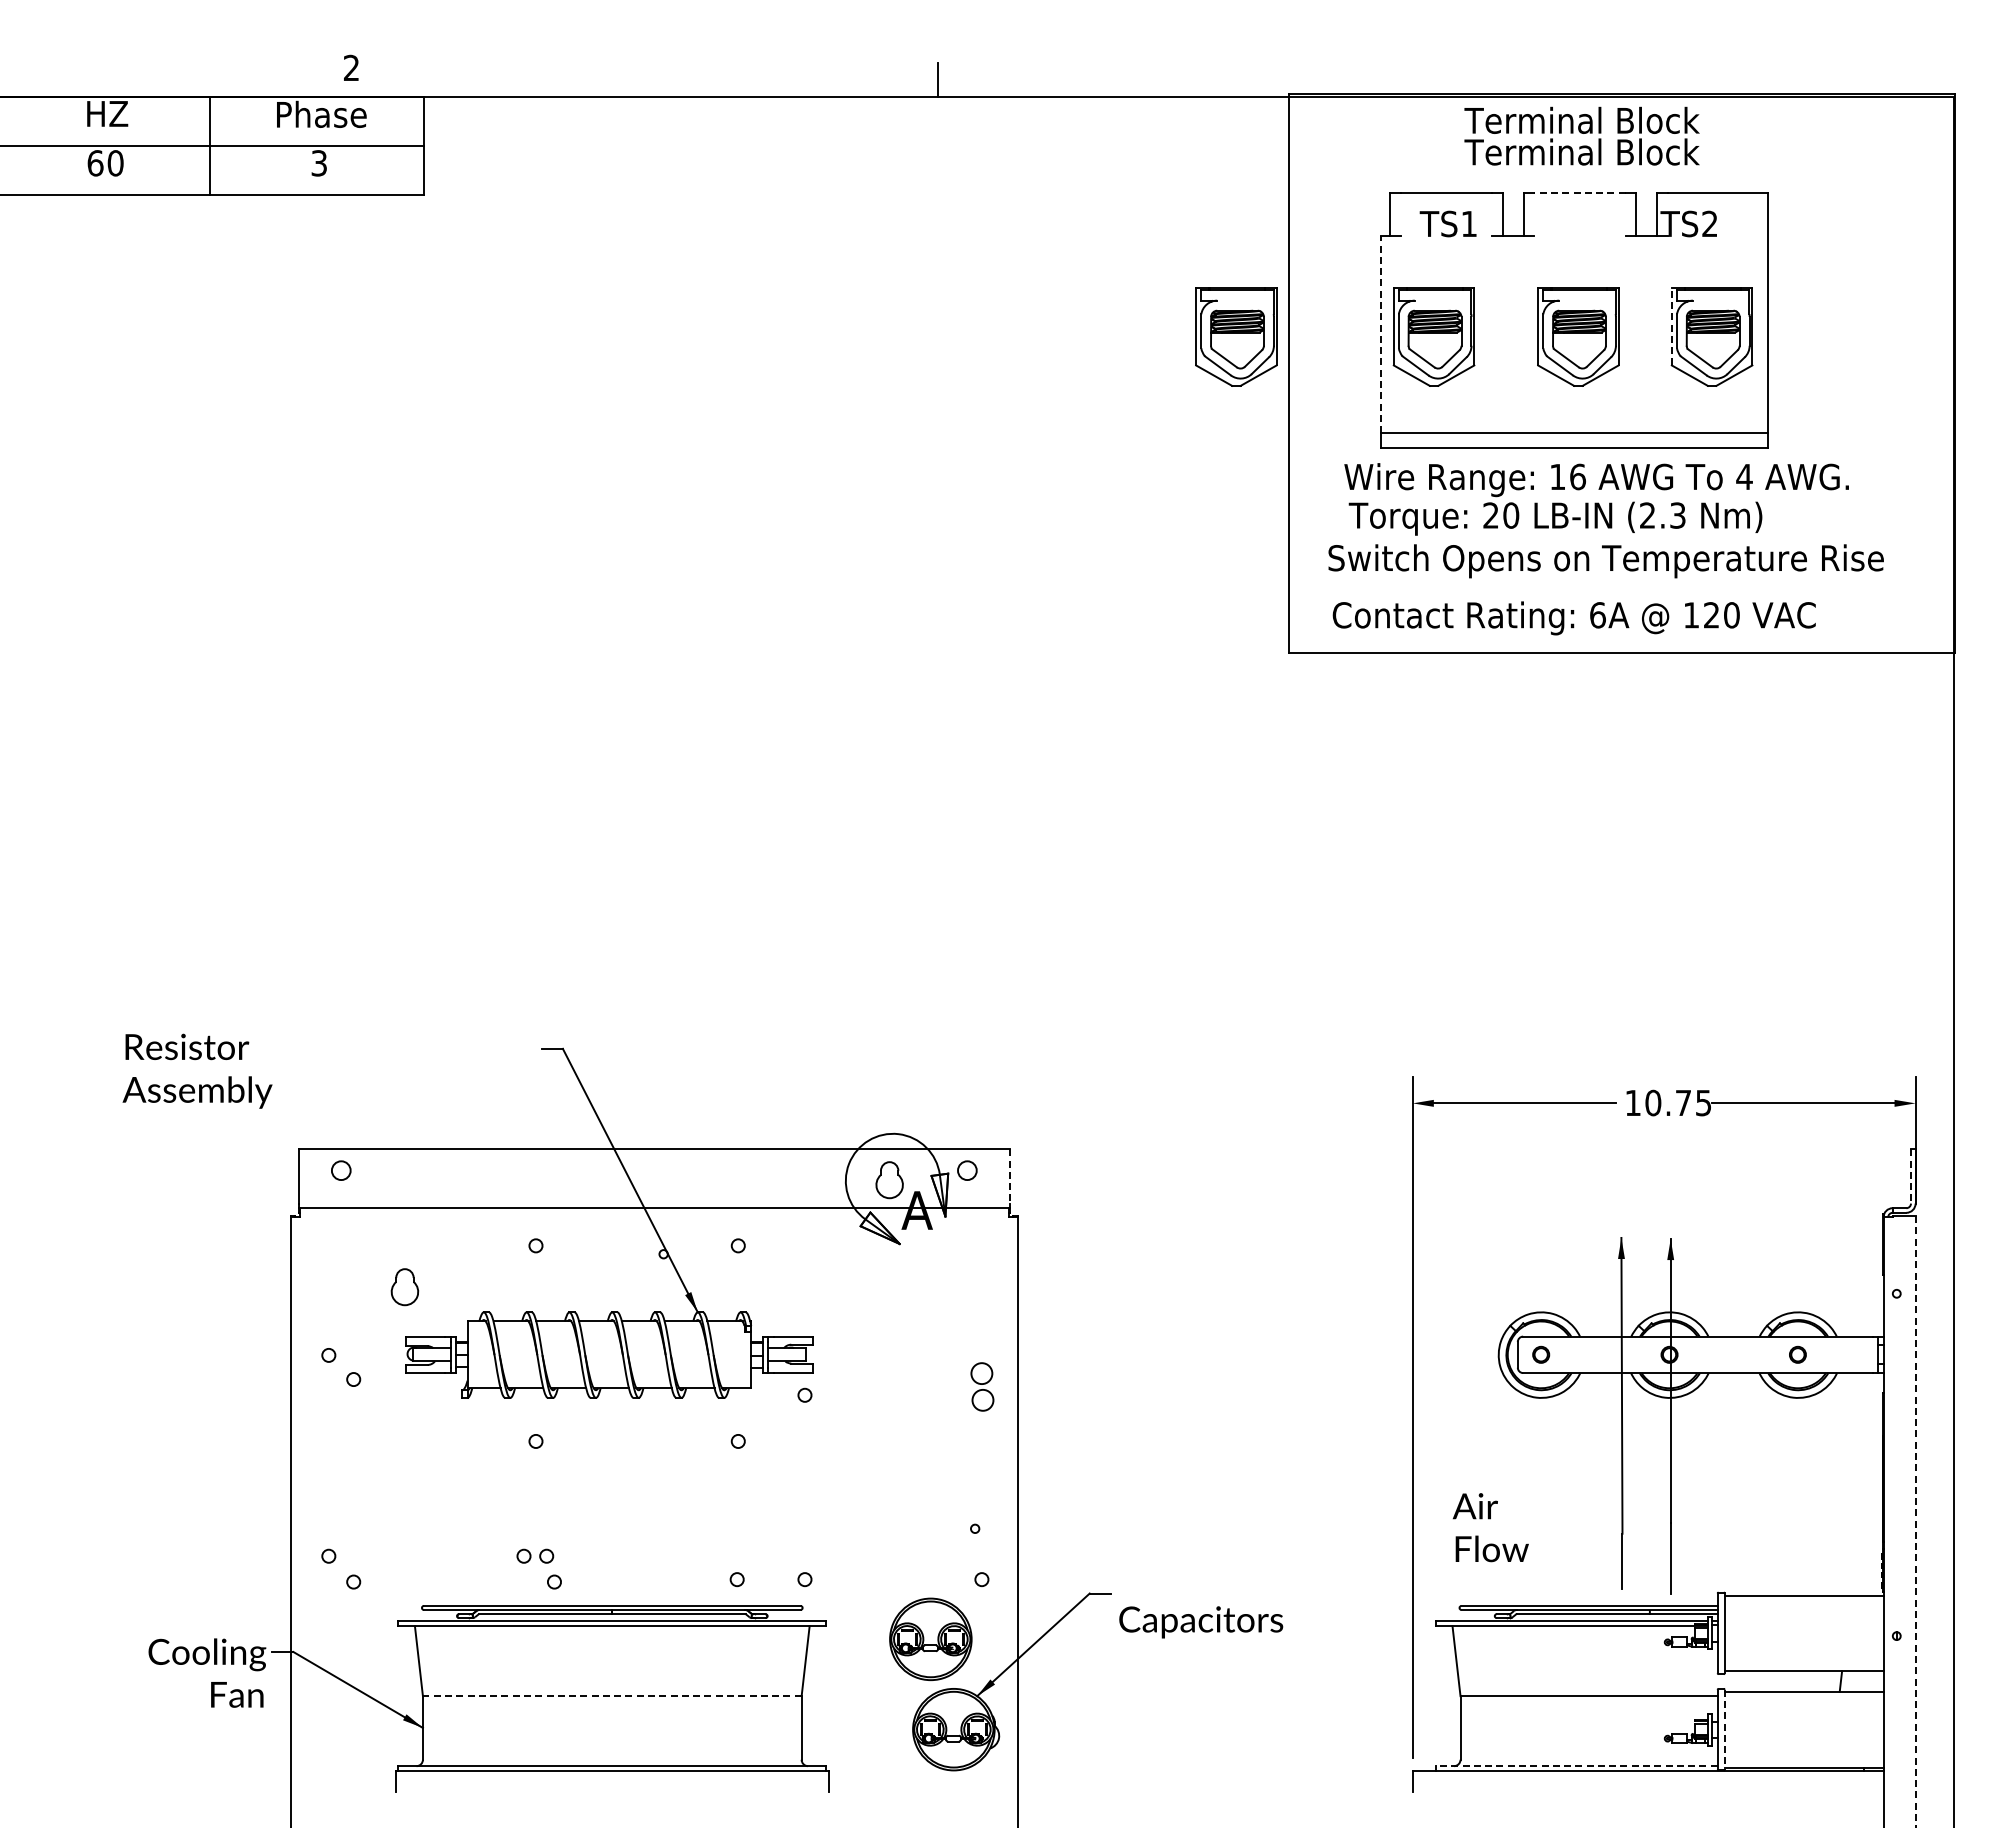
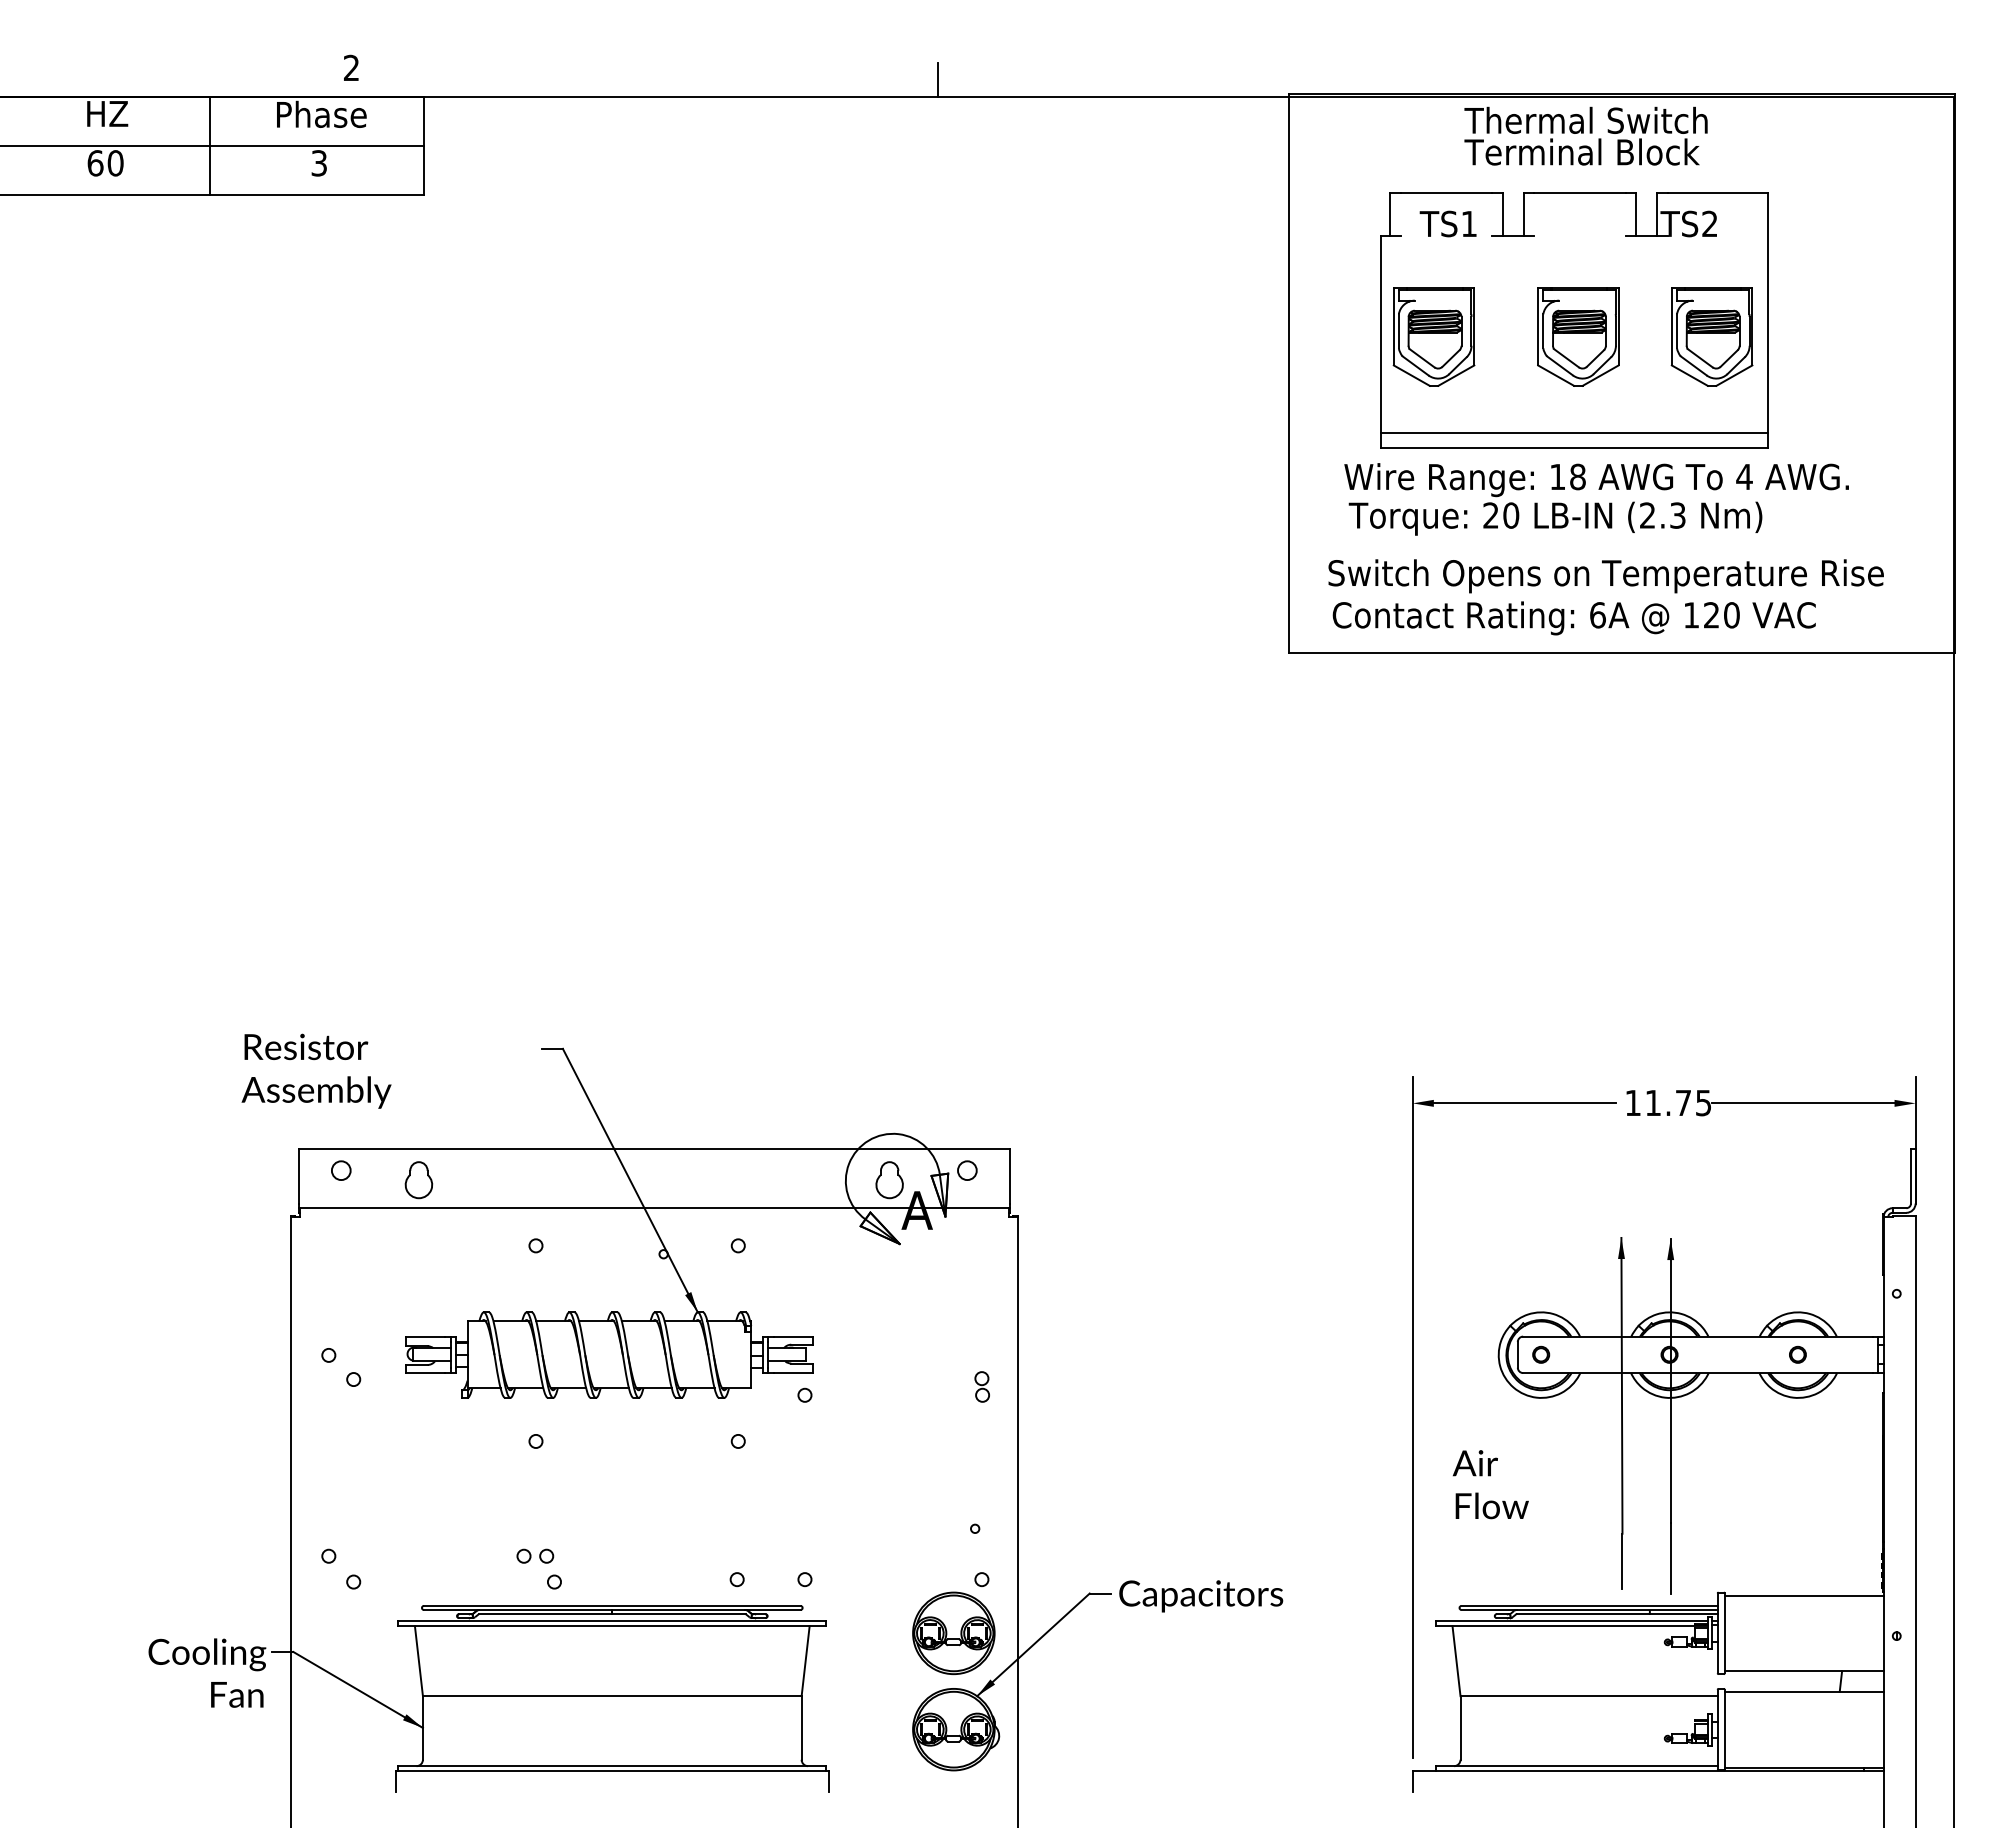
text: Terminal Block -> Thermal Switch (1596, 119)
line: dashed -> solid (1580, 193)
line: dashed -> solid (1671, 326)
line: dashed -> solid (1381, 334)
part: present -> none (1236, 336)
text: 16 -> 18 (1578, 476)
text position: (1605, 561) -> (1605, 576) (1605, 576)
text position: (197, 1070) -> (316, 1070) (316, 1070)
text: 10.75 -> 11.75 (1653, 1102)
line: dashed -> solid (1010, 1176)
line: dashed -> solid (1910, 1176)
part position: (404, 1287) -> (418, 1180) (418, 1180)
part size: 25x50 px -> 16x32 px (981, 1386)
line: dashed -> solid (1915, 1521)
text position: (1490, 1527) -> (1490, 1484) (1490, 1484)
text position: (1201, 1622) -> (1201, 1596) (1201, 1596)
part position: (930, 1639) -> (953, 1633) (953, 1633)
line: dashed -> solid (611, 1696)
line: dashed -> solid (1724, 1729)
line: dashed -> solid (1576, 1766)
